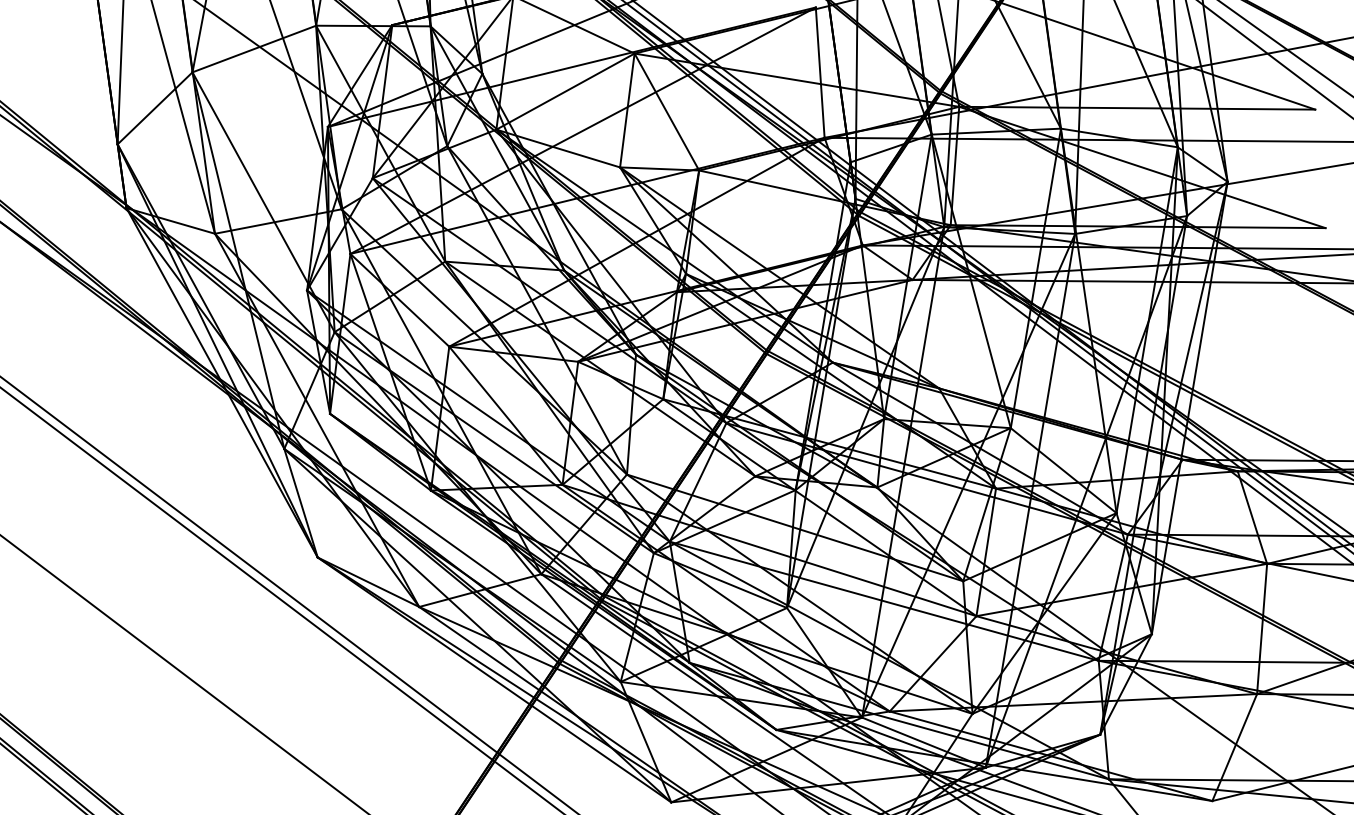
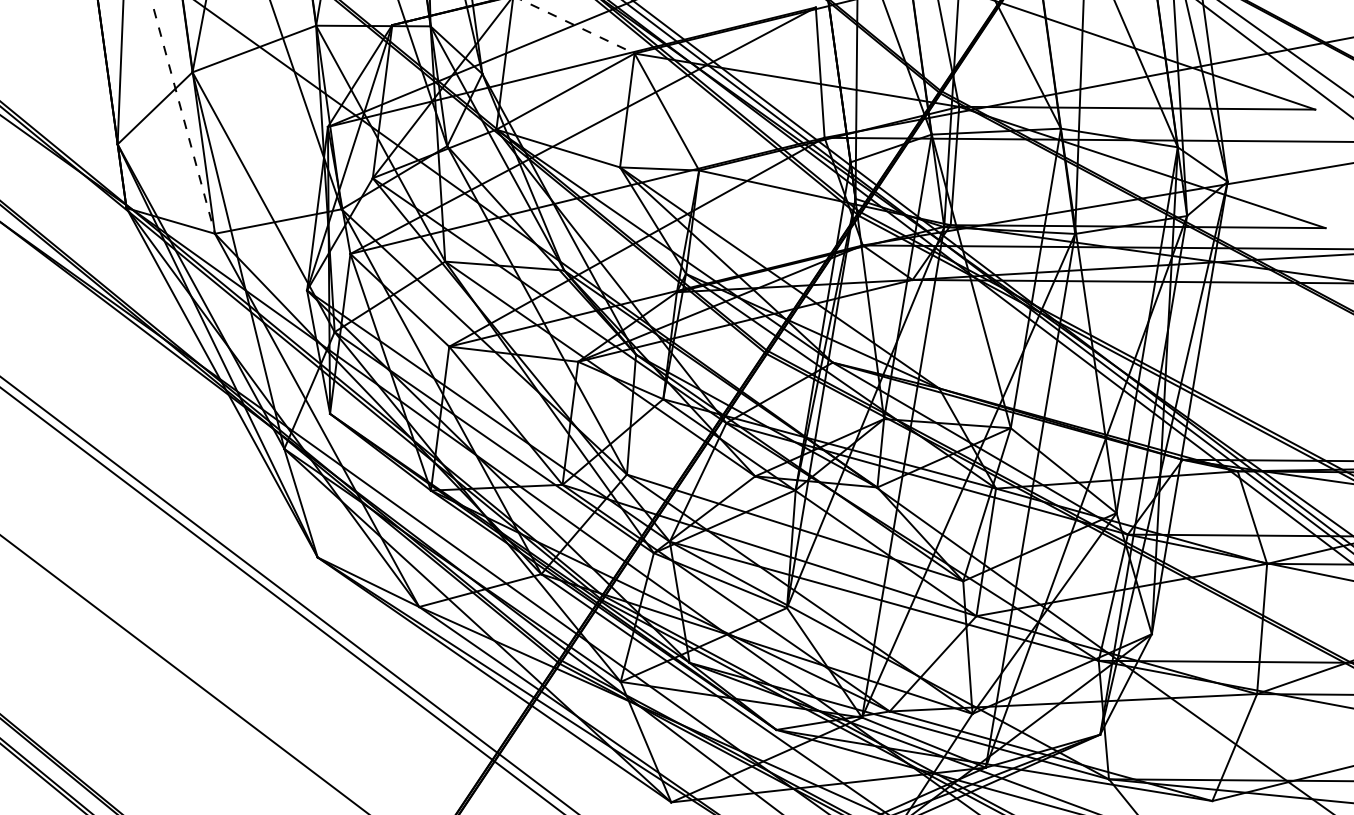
line: solid -> dashed (578, 26)
line: solid -> dashed (183, 117)
